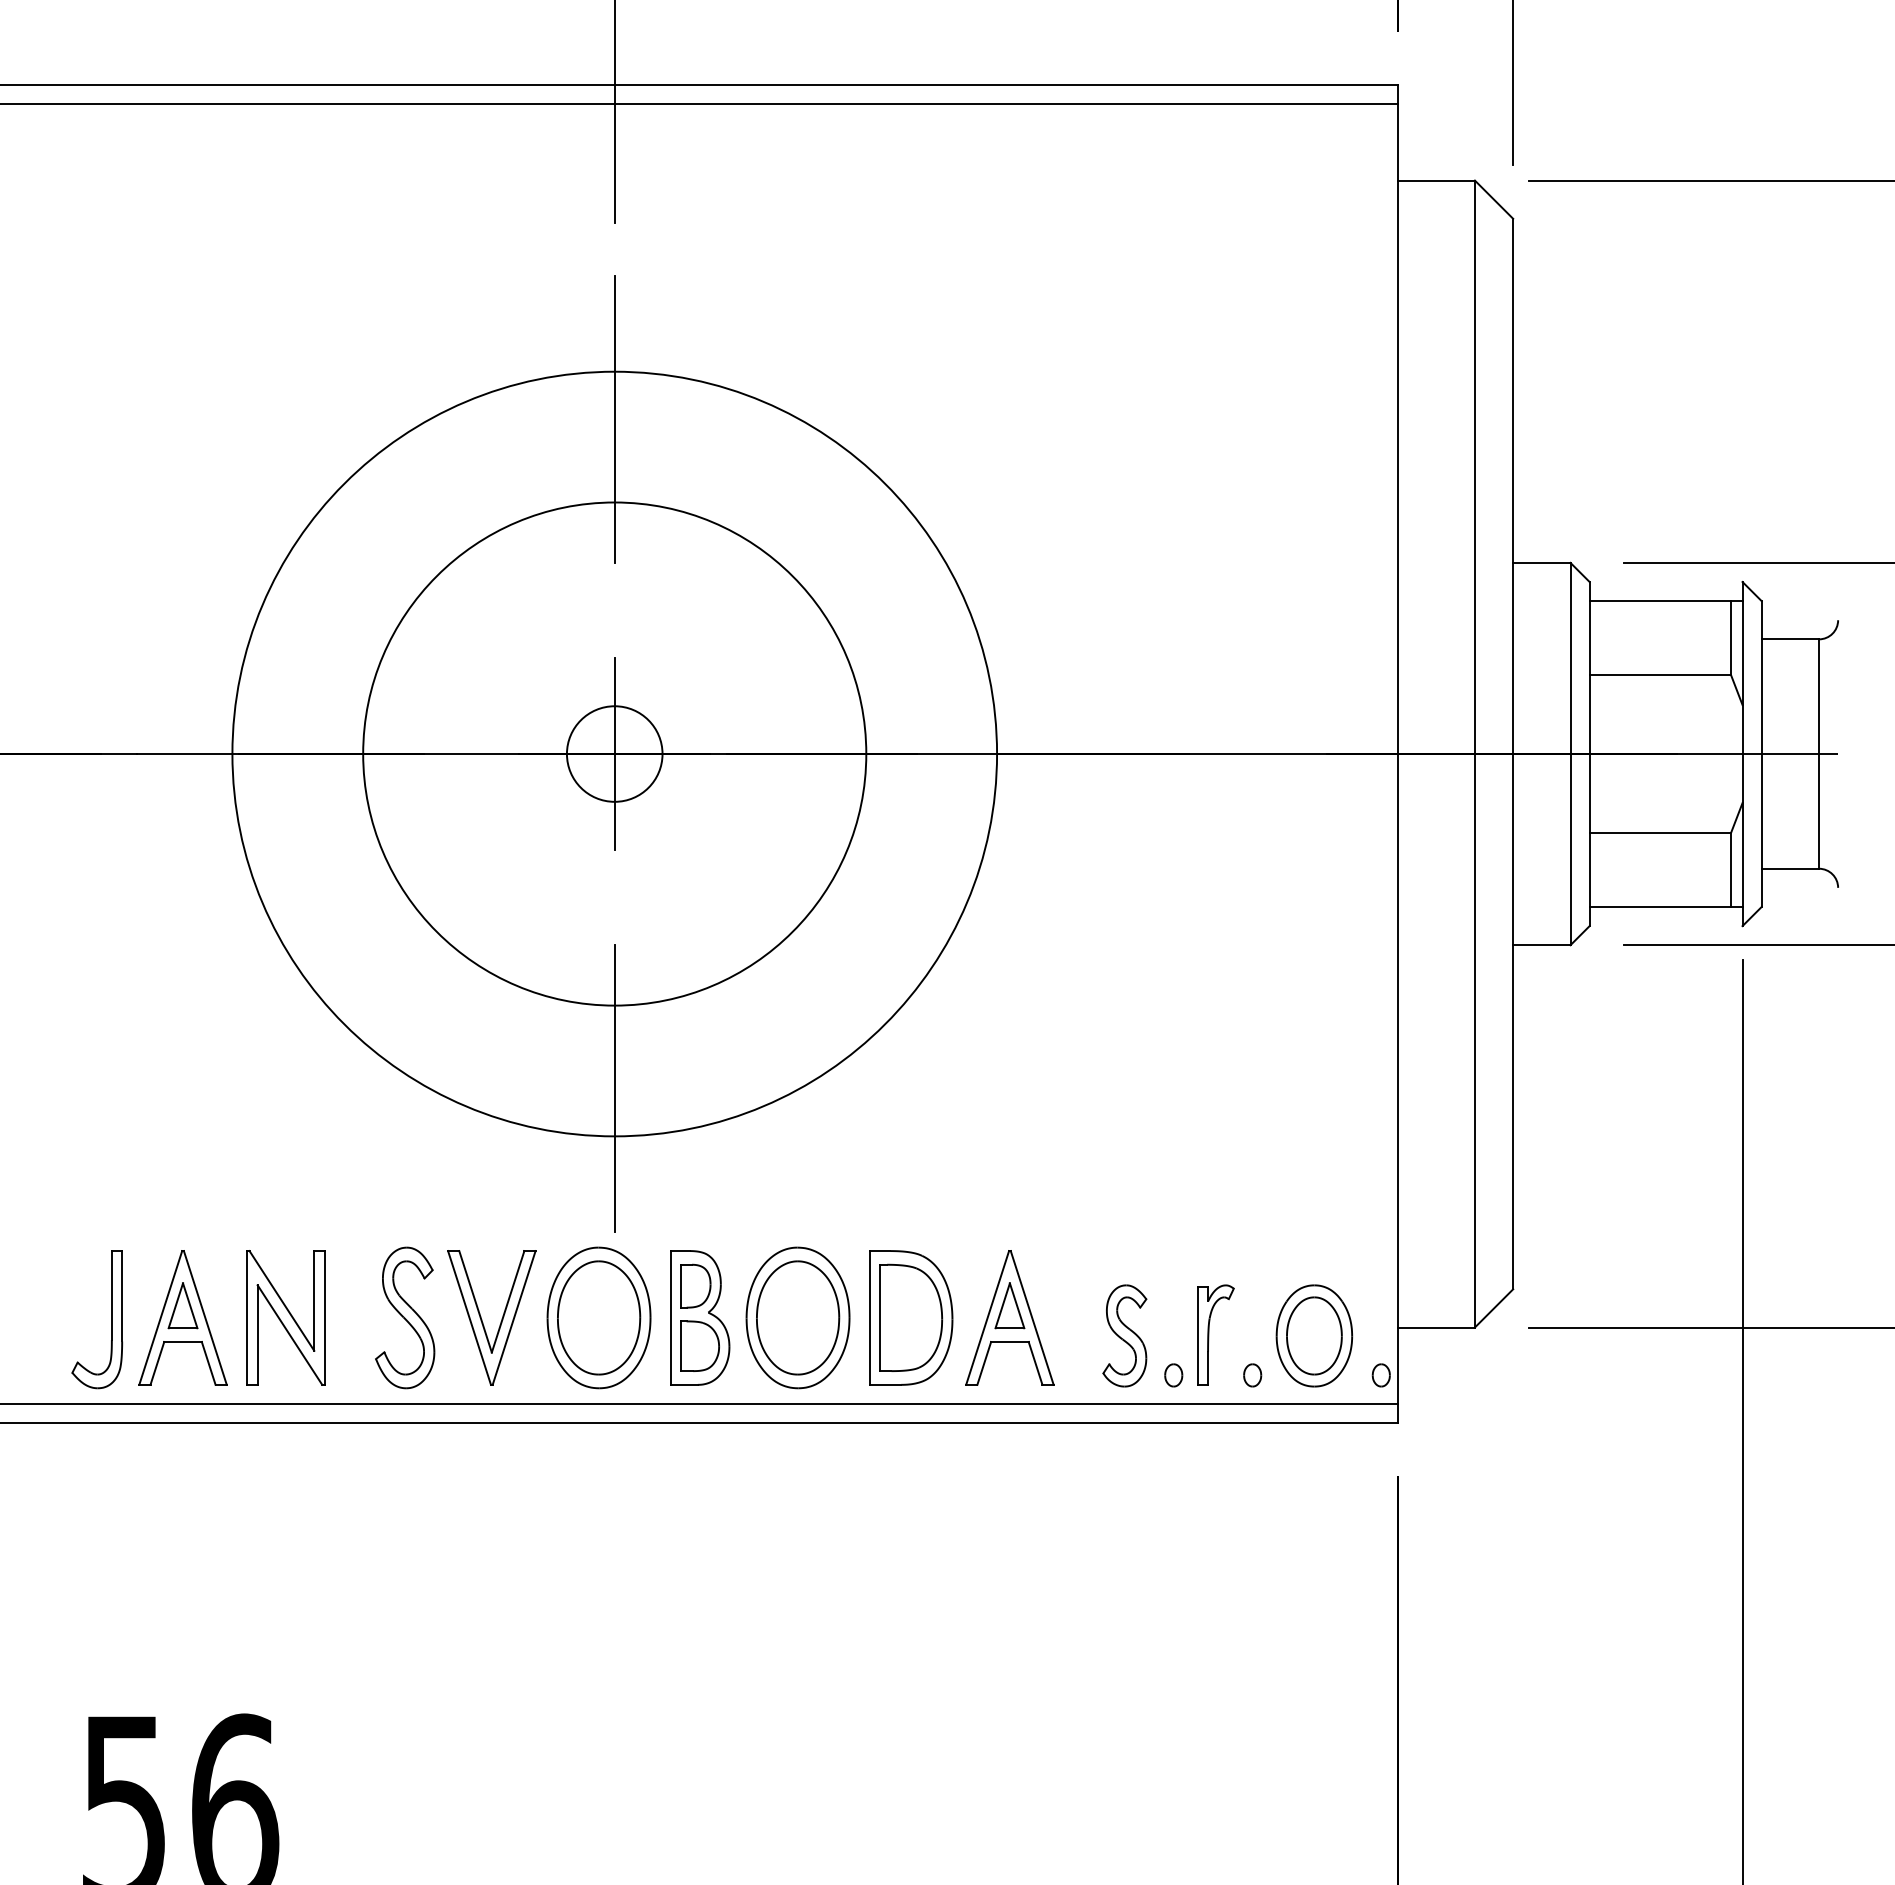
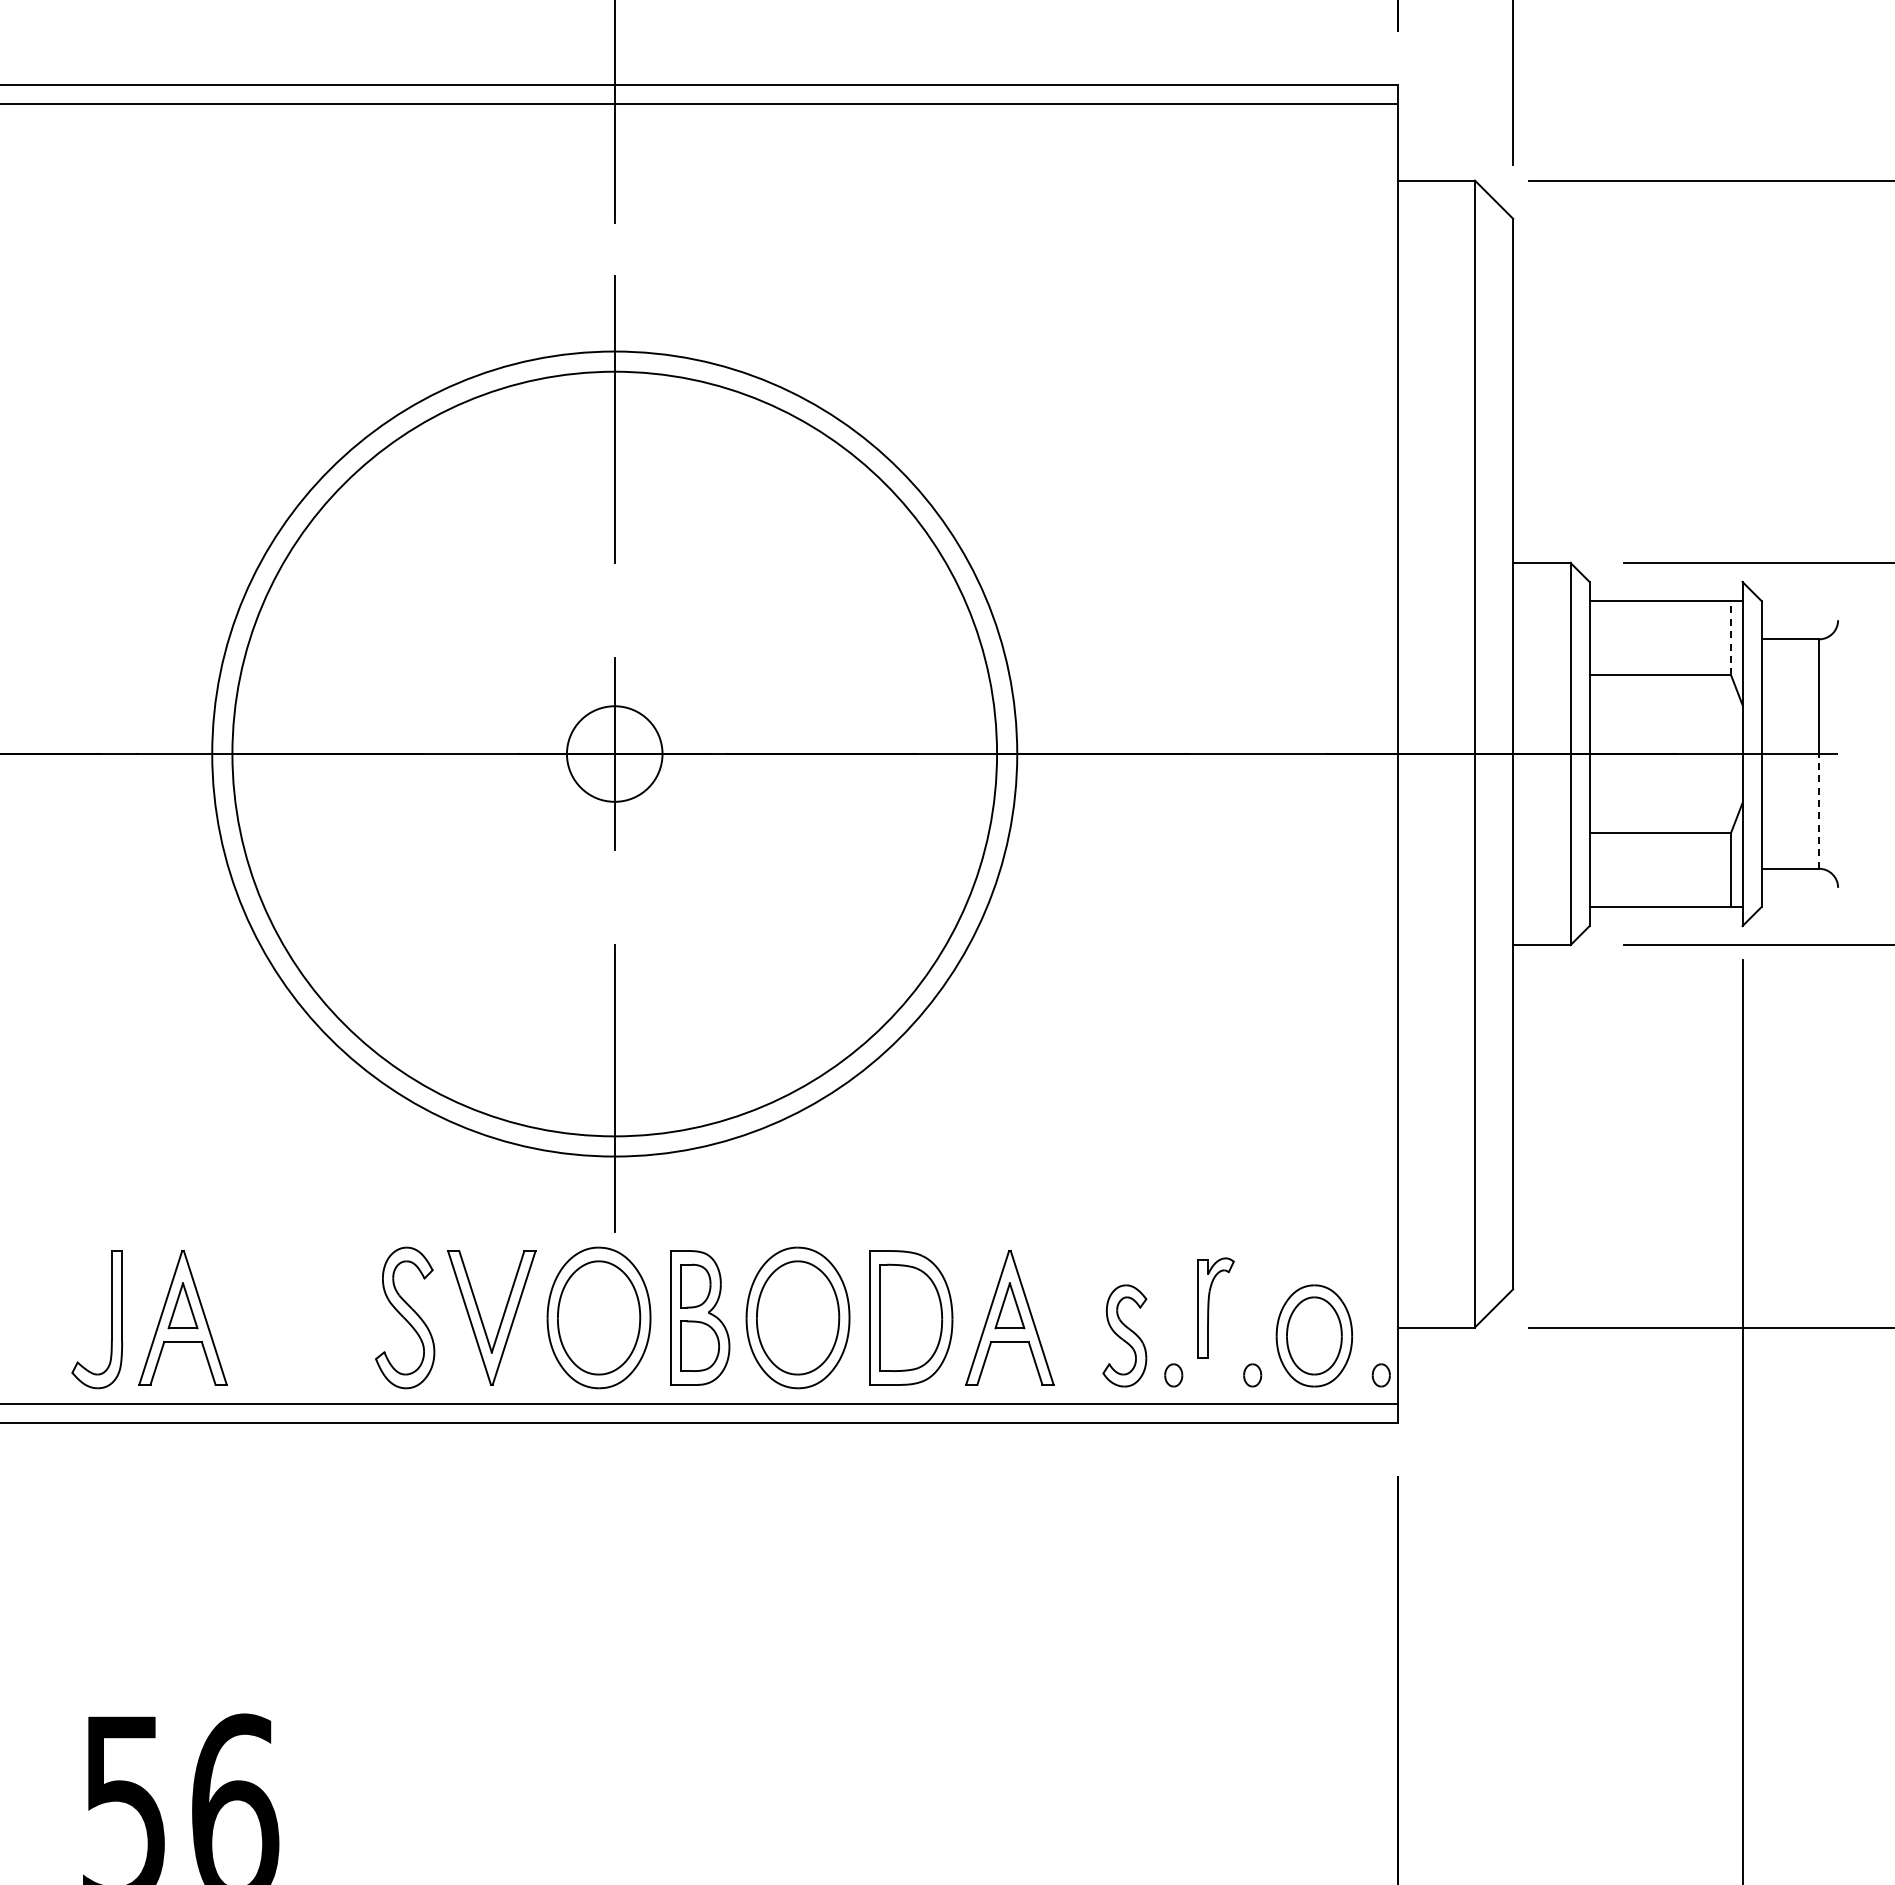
line: solid -> dashed (1731, 637)
circle diameter: 503 px -> 805 px (614, 753)
line: solid -> dashed (1819, 810)
part: present -> none (285, 1317)
part position: (1215, 1334) -> (1215, 1307) (1215, 1307)
